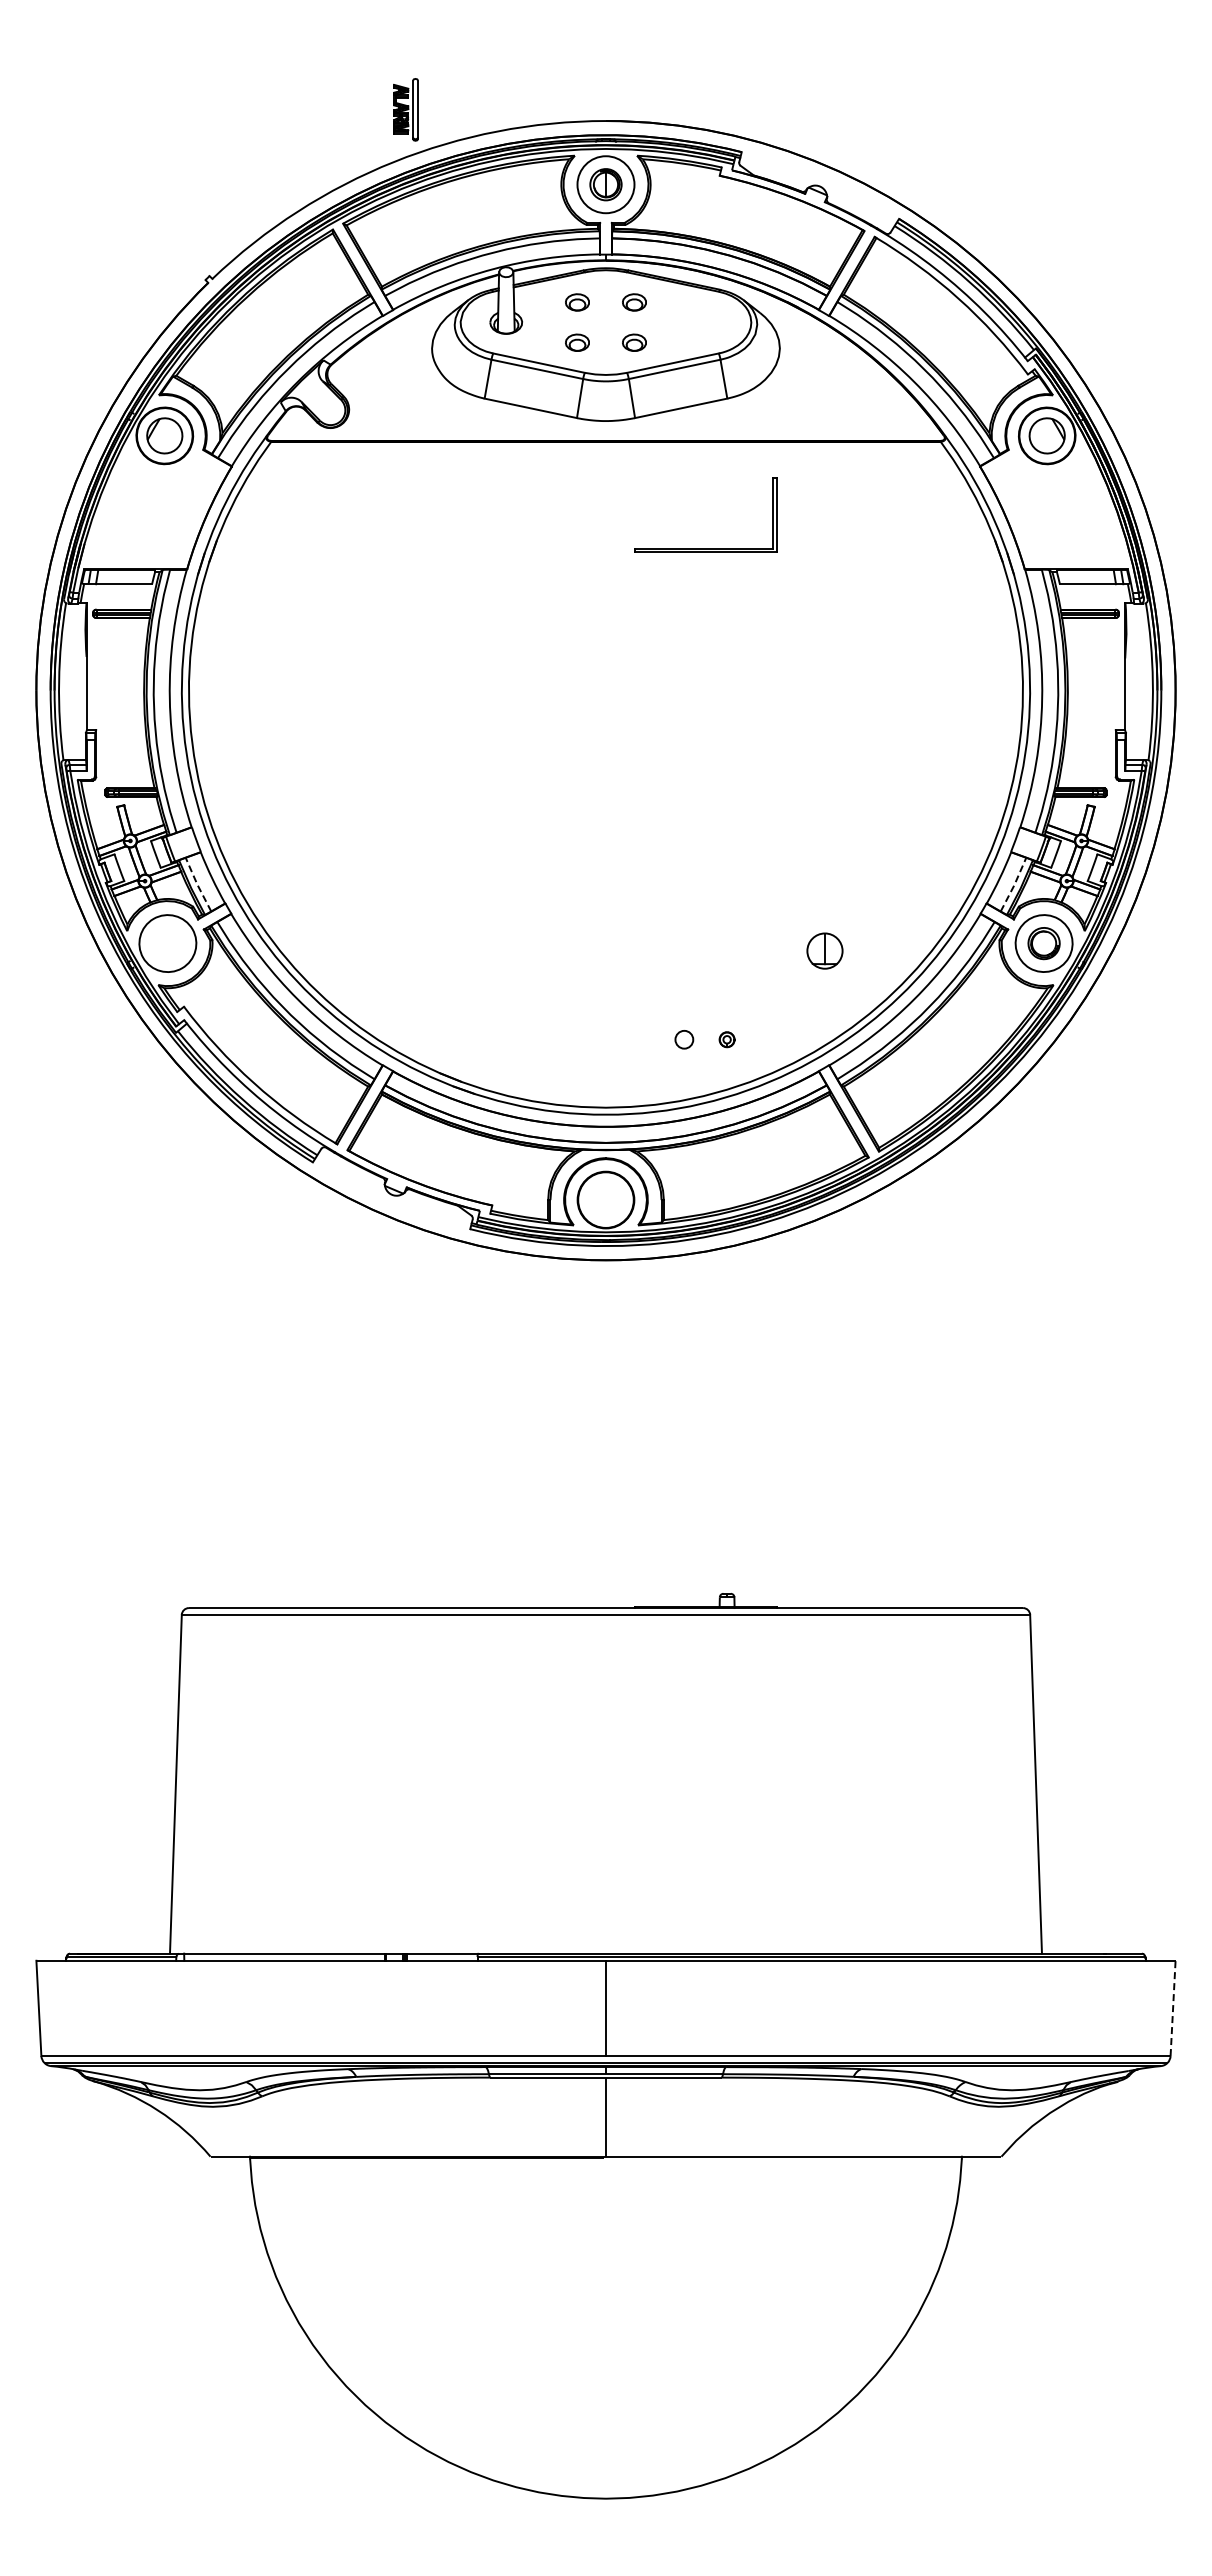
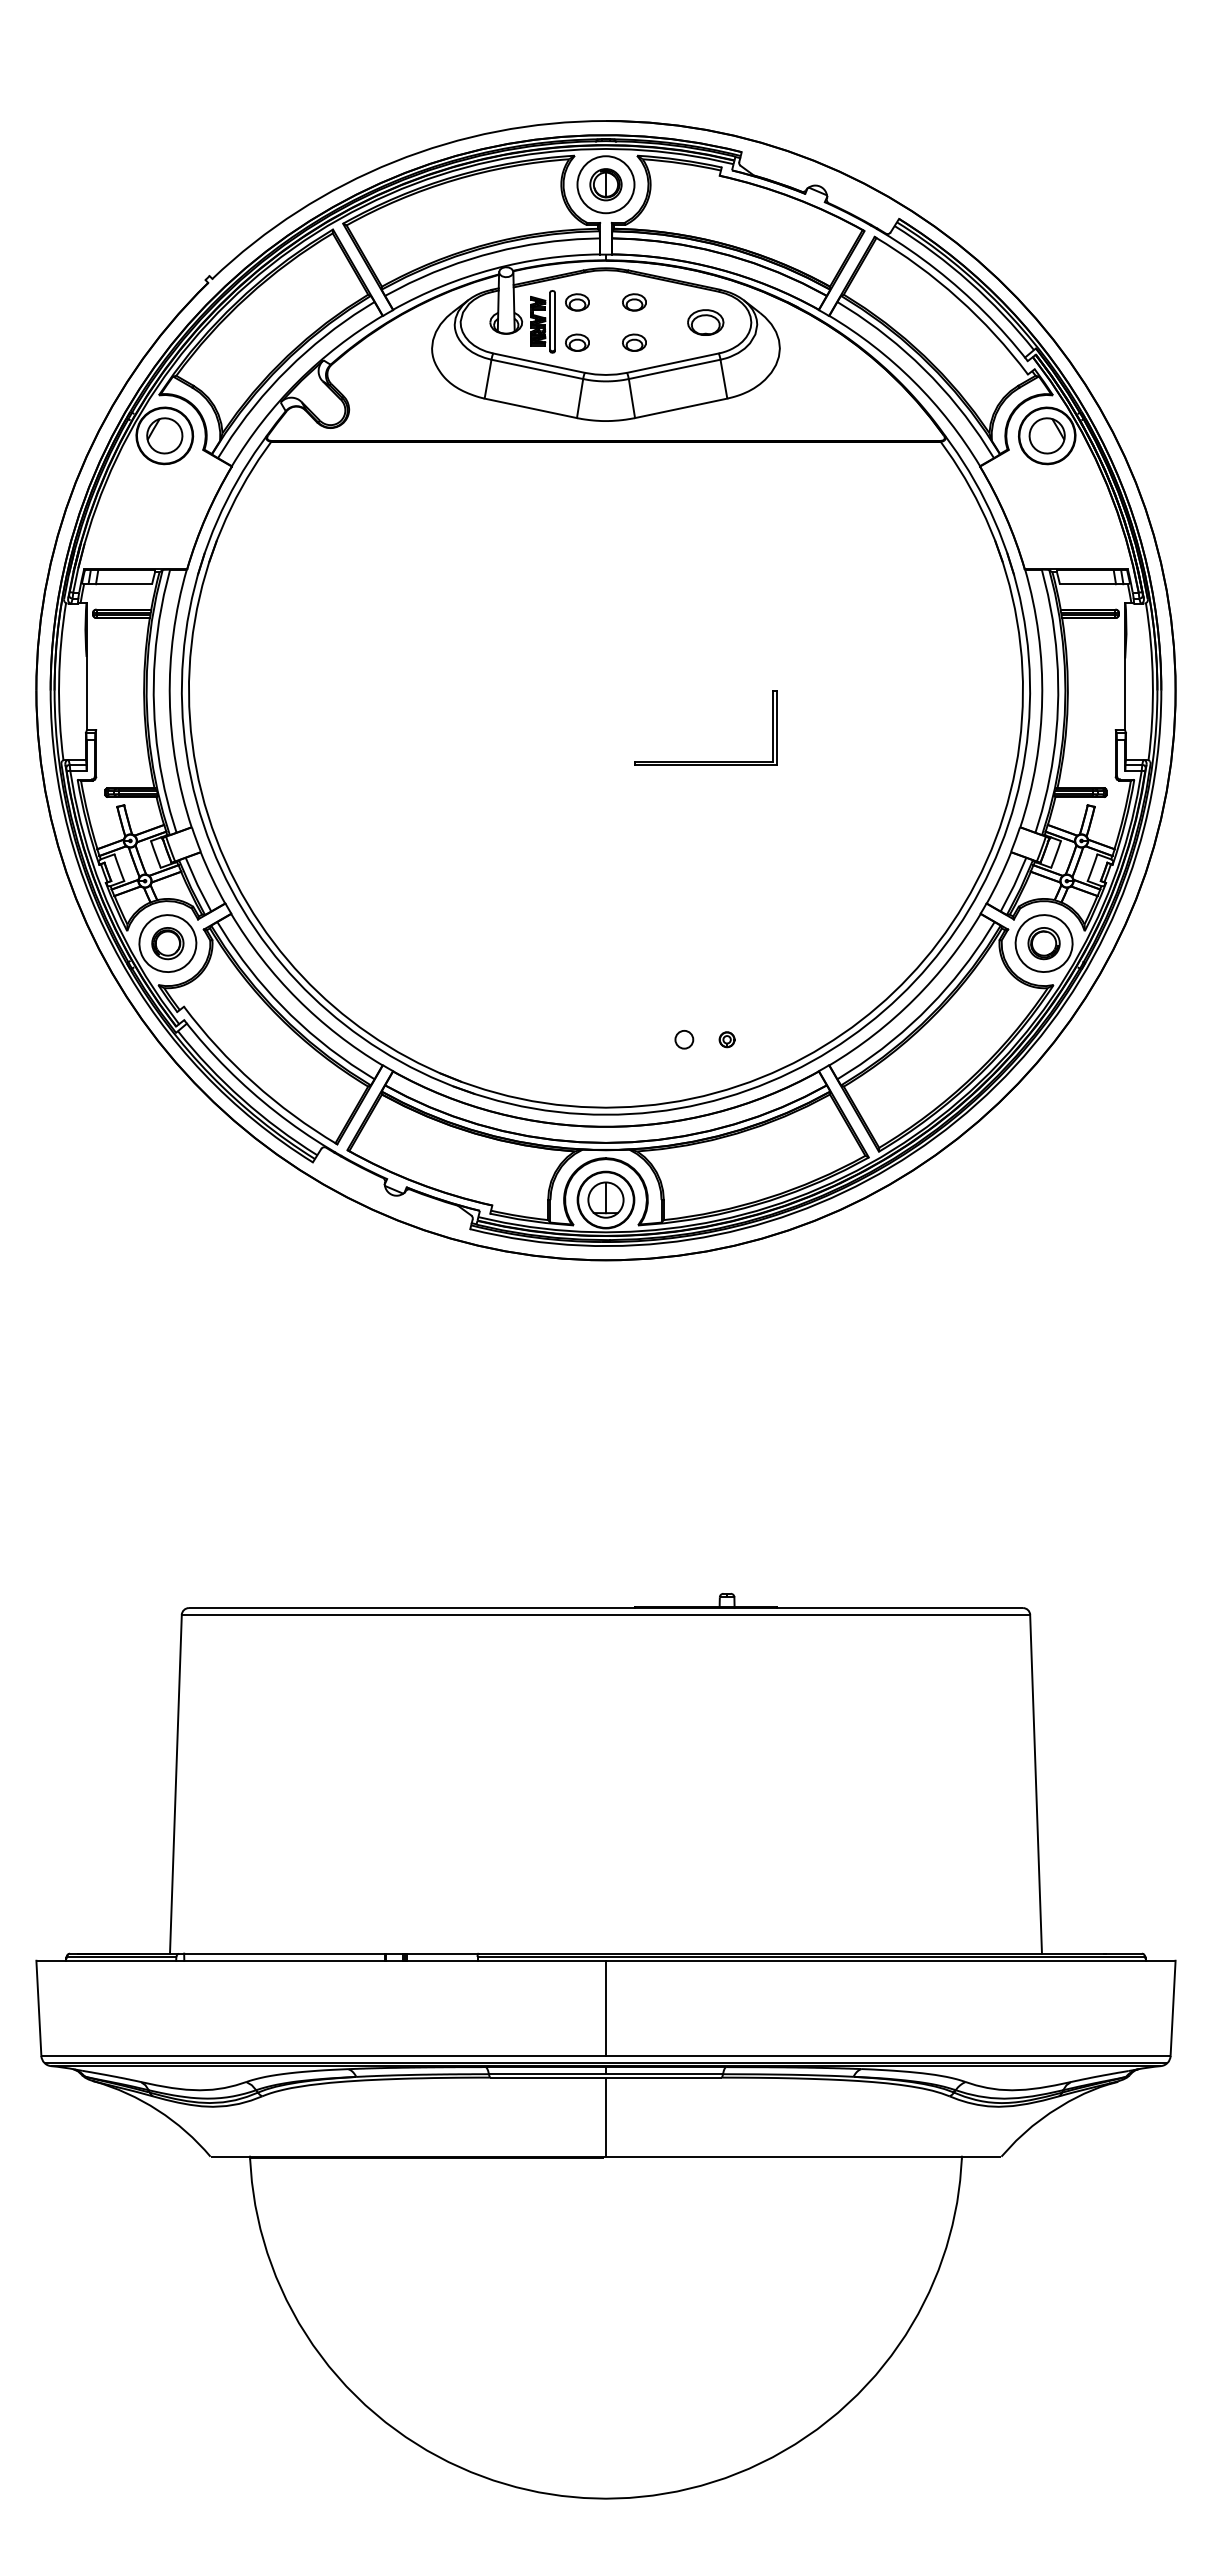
part position: (405, 109) -> (542, 321) (542, 321)
part: none -> present (705, 322)
part position: (705, 548) -> (705, 761) (705, 761)
line: dashed -> solid (197, 885)
line: dashed -> solid (1014, 885)
part: none -> present (167, 943)
part position: (824, 950) -> (605, 1199) (605, 1199)
line: dashed -> solid (1173, 2008)
